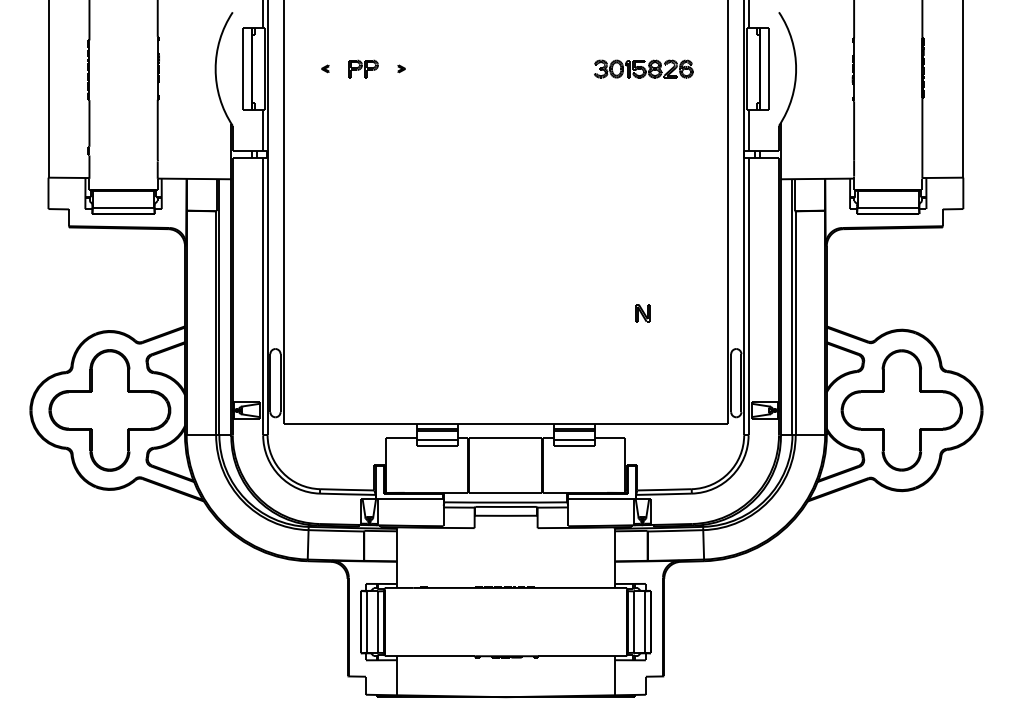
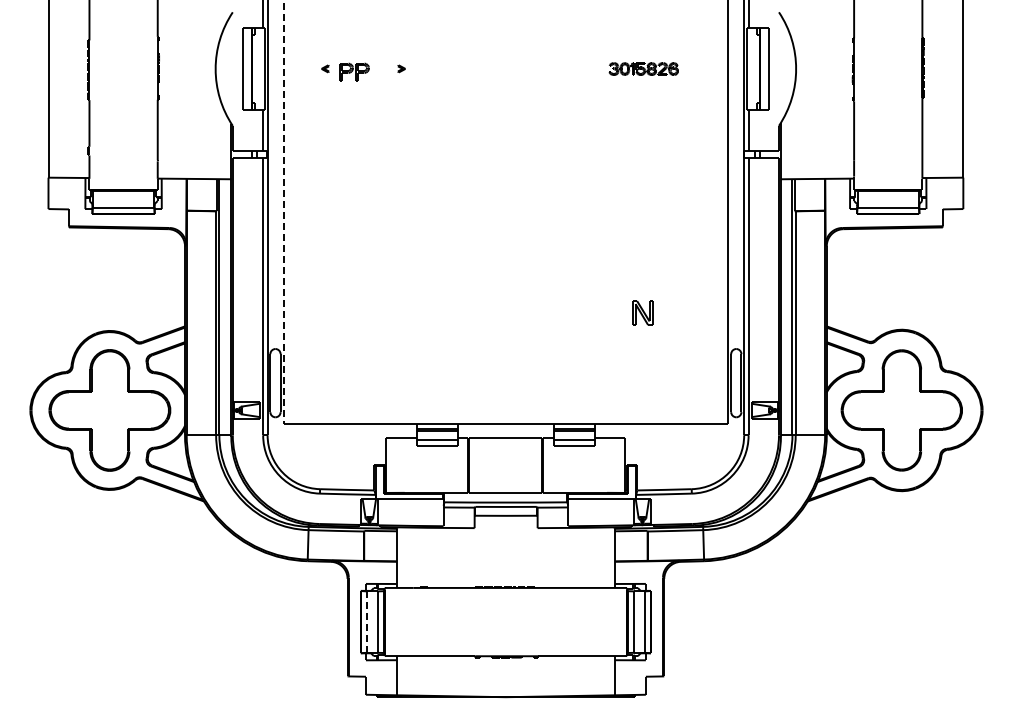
part position: (363, 68) -> (354, 71) (354, 71)
part size: 100x20 px -> 71x14 px (643, 68)
line: solid -> dashed (284, 212)
part size: 16x19 px -> 22x26 px (642, 312)
line: solid -> dashed (366, 622)
